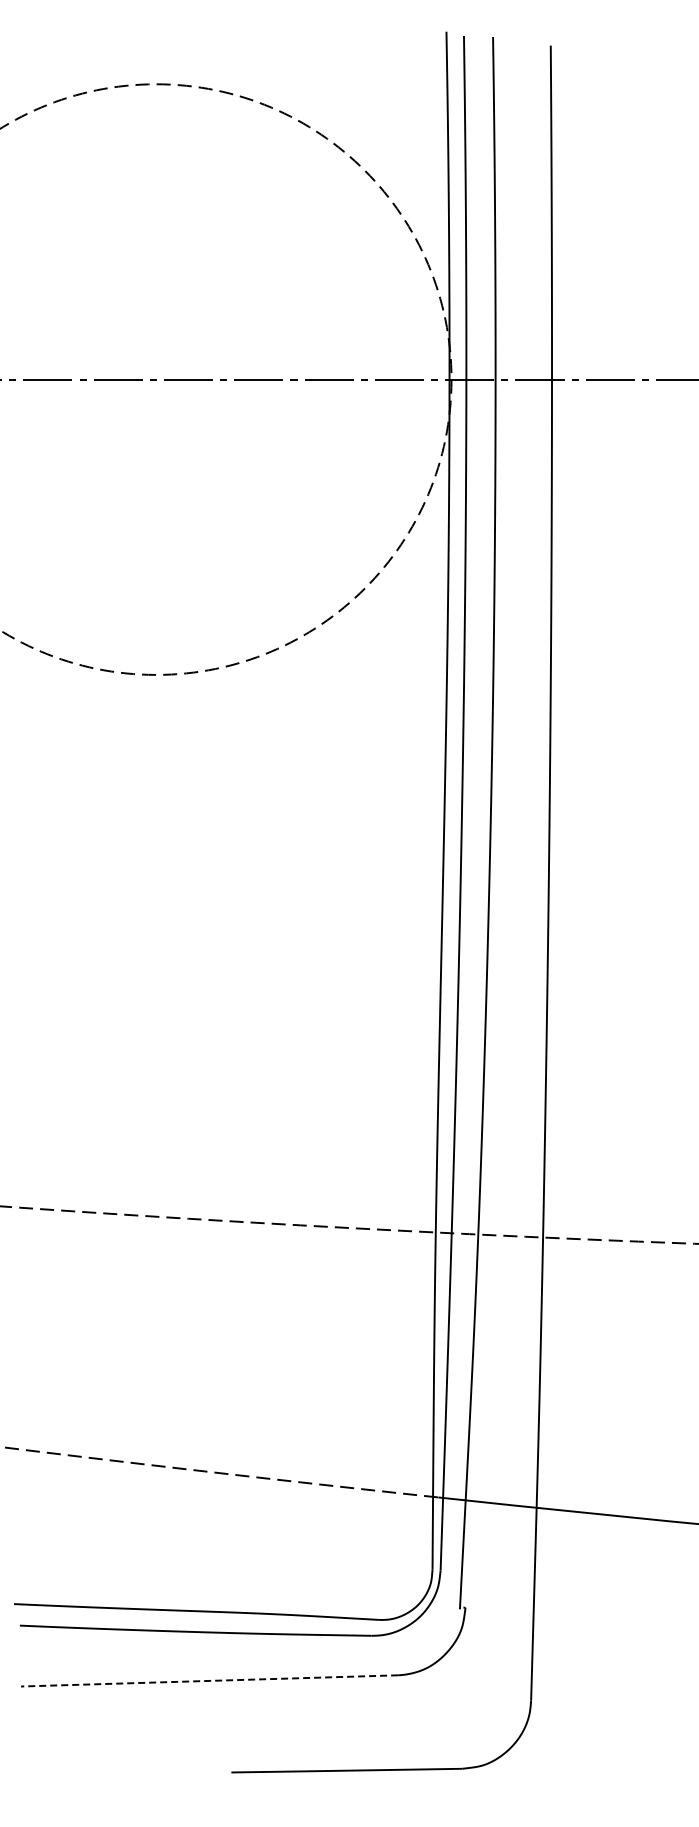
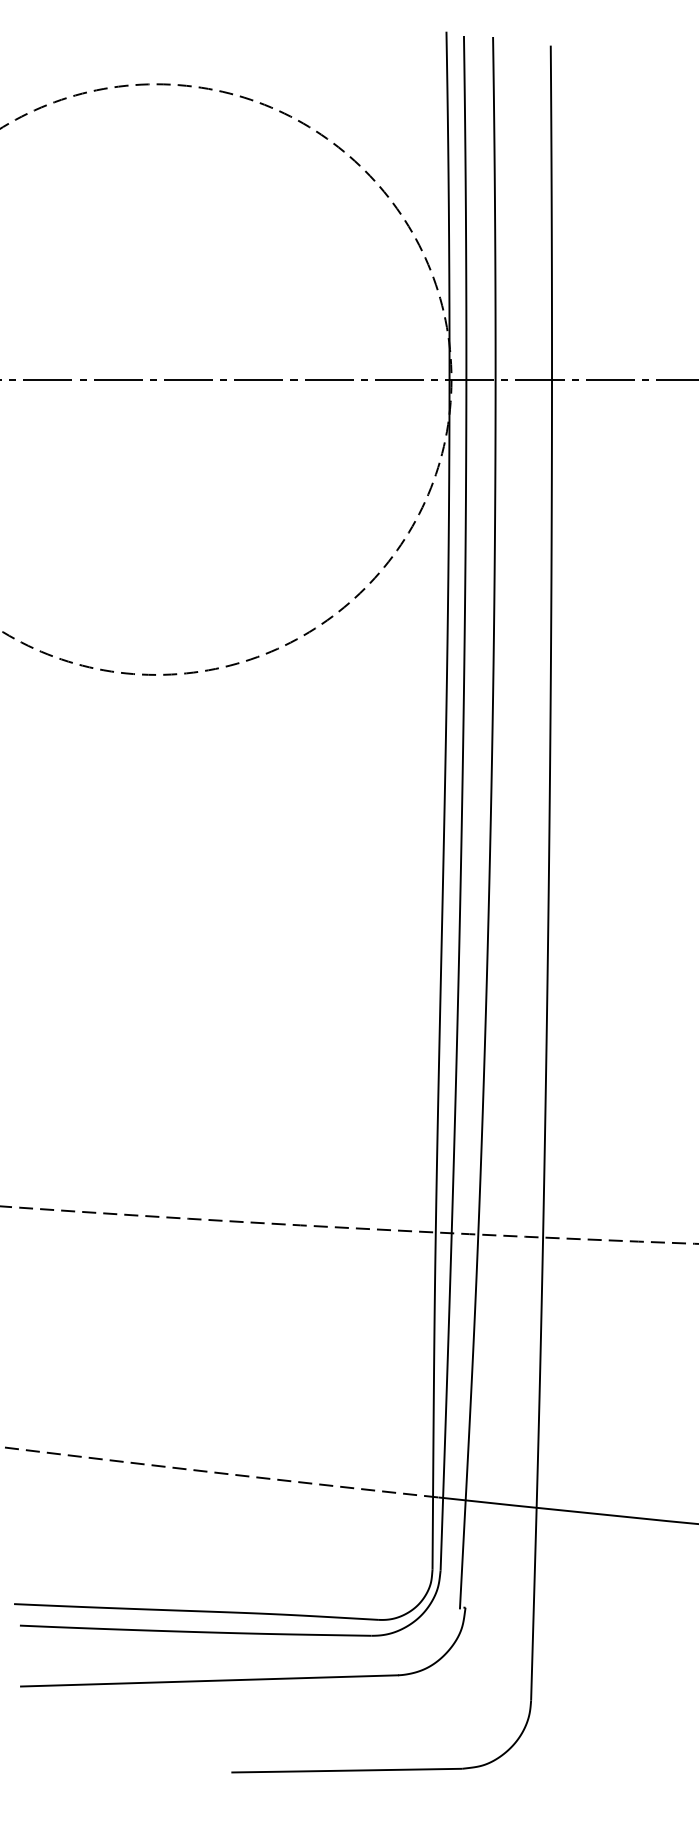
line: dashed -> solid (209, 1680)
